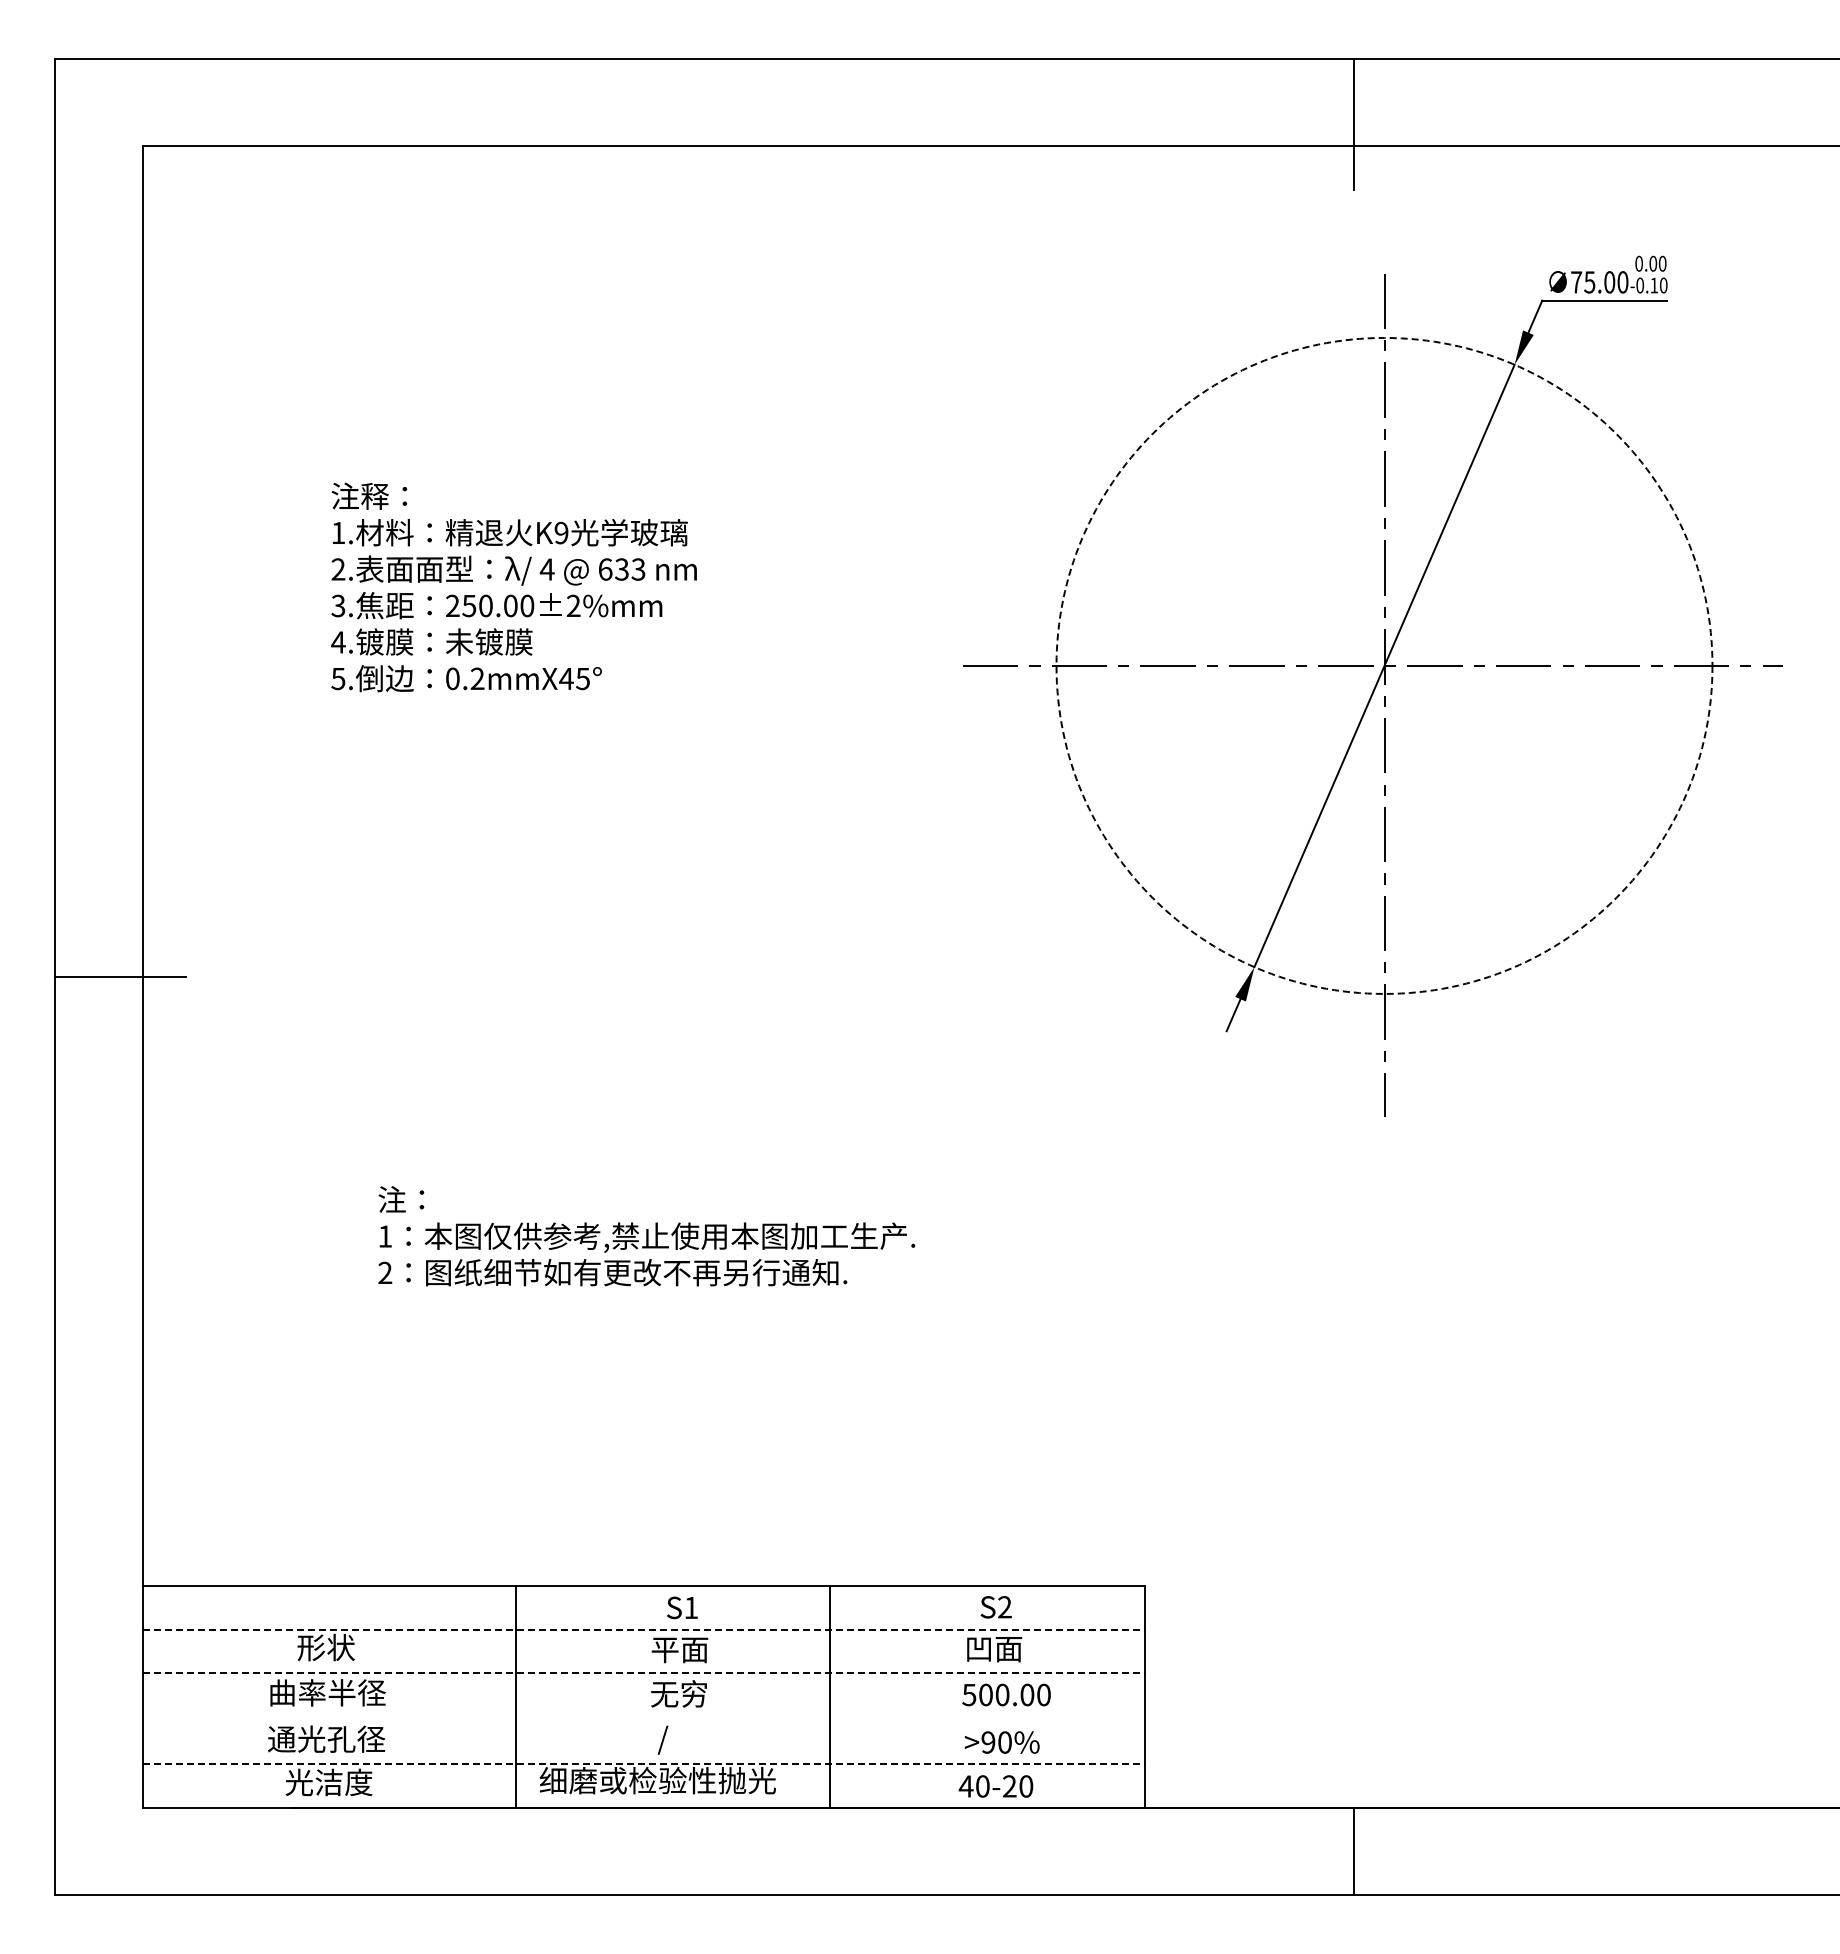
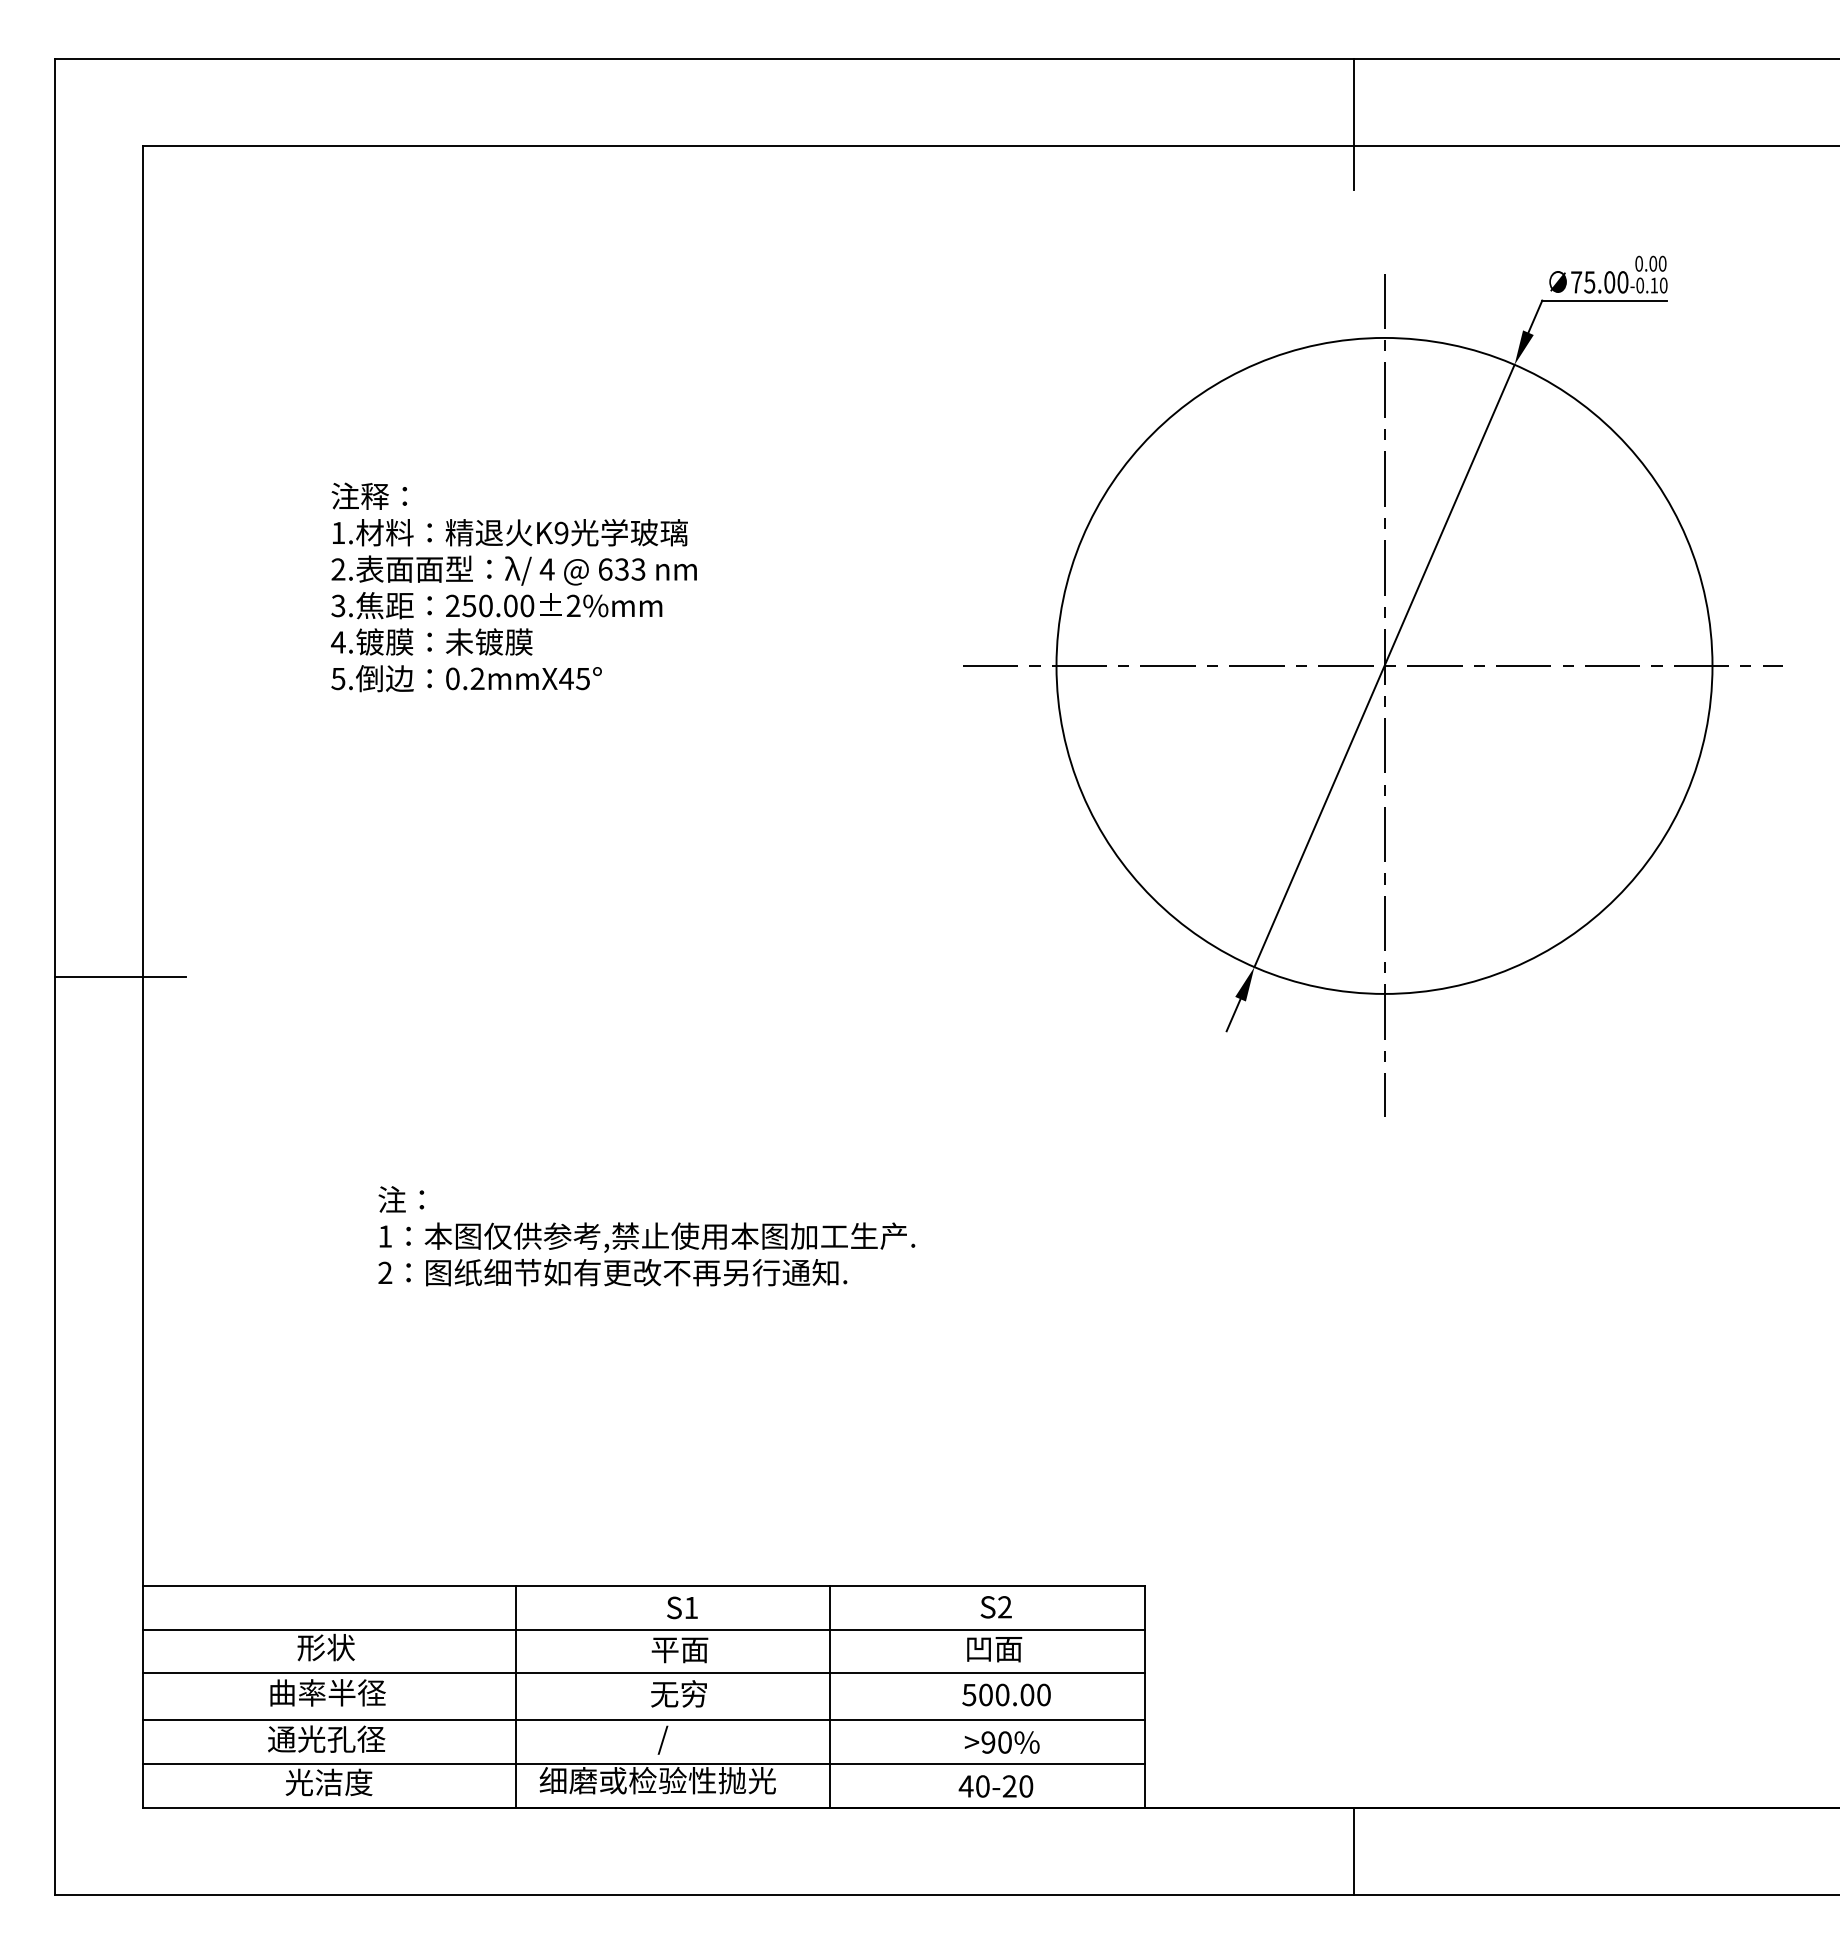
circle: dashed -> solid (1384, 665)
line: dashed -> solid (644, 1630)
line: dashed -> solid (644, 1673)
line: none -> present (643, 1720)
line: dashed -> solid (644, 1764)
